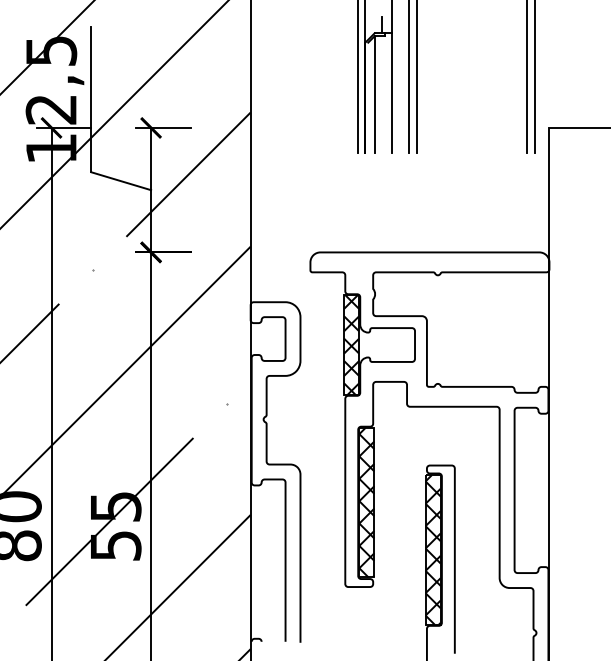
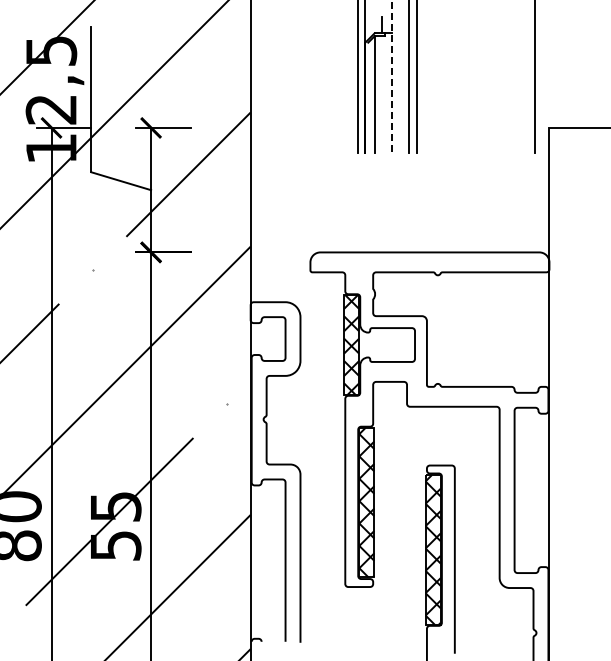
line: solid -> dashed (392, 77)
line: present -> none (526, 77)
